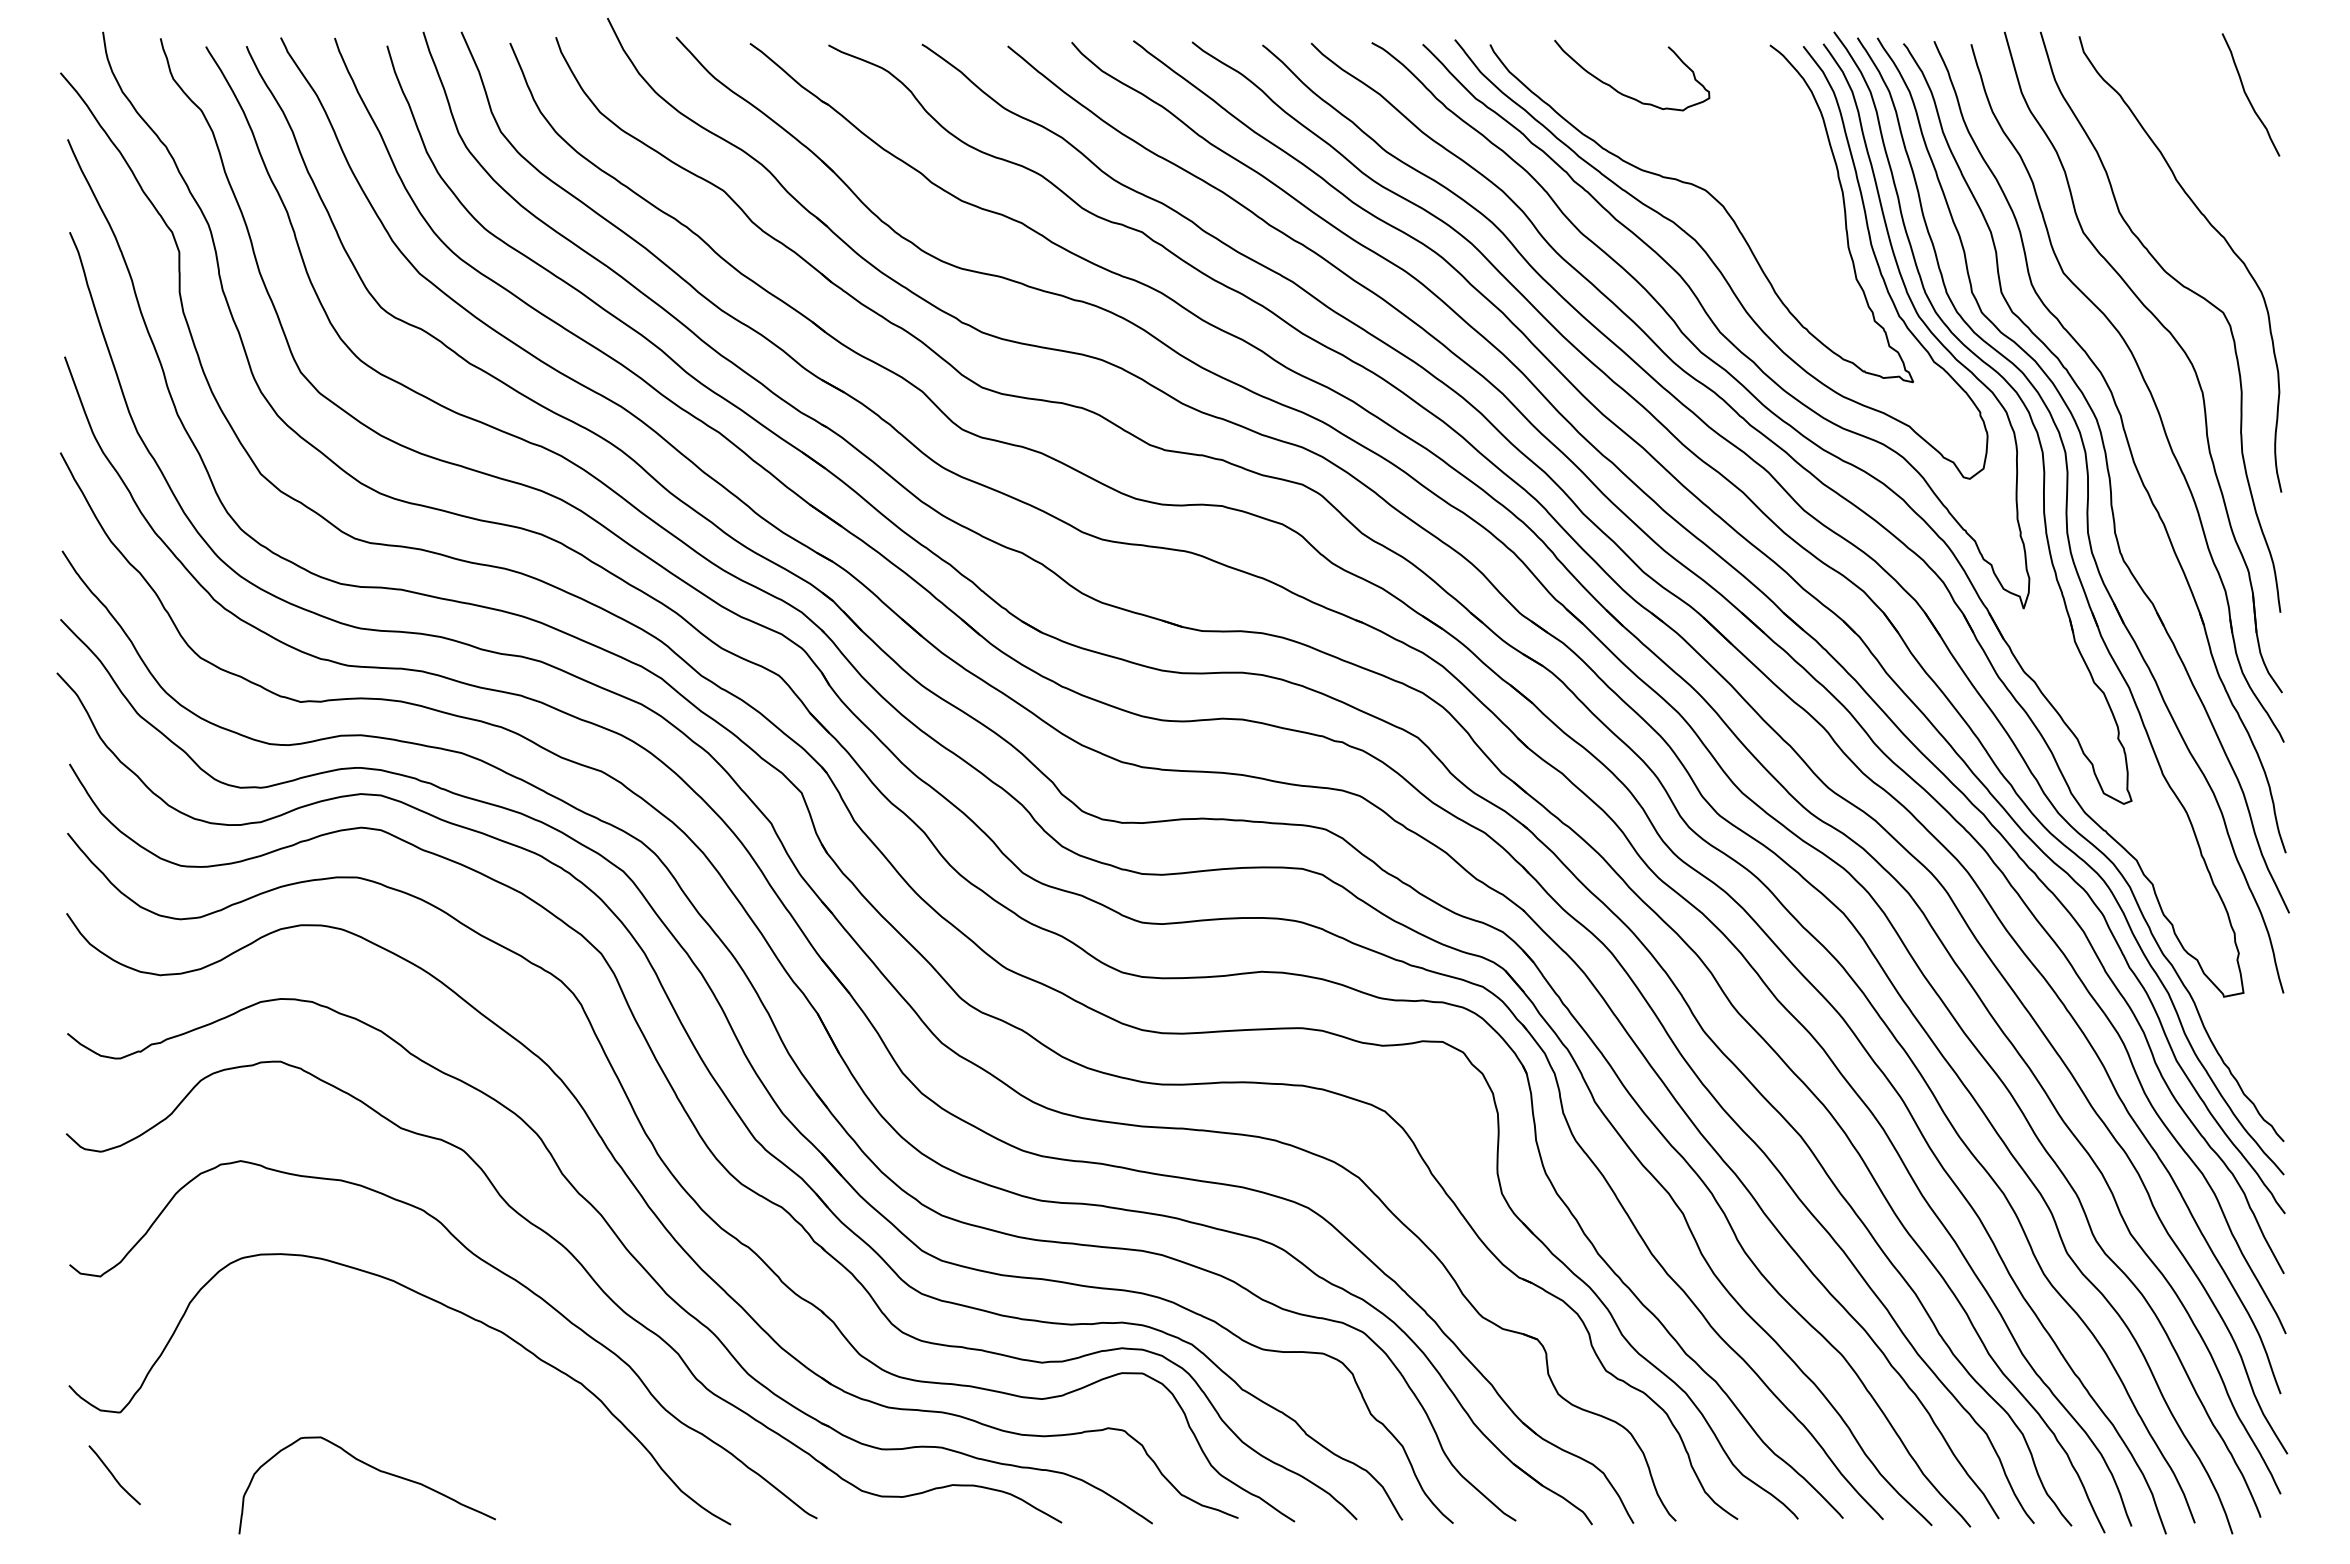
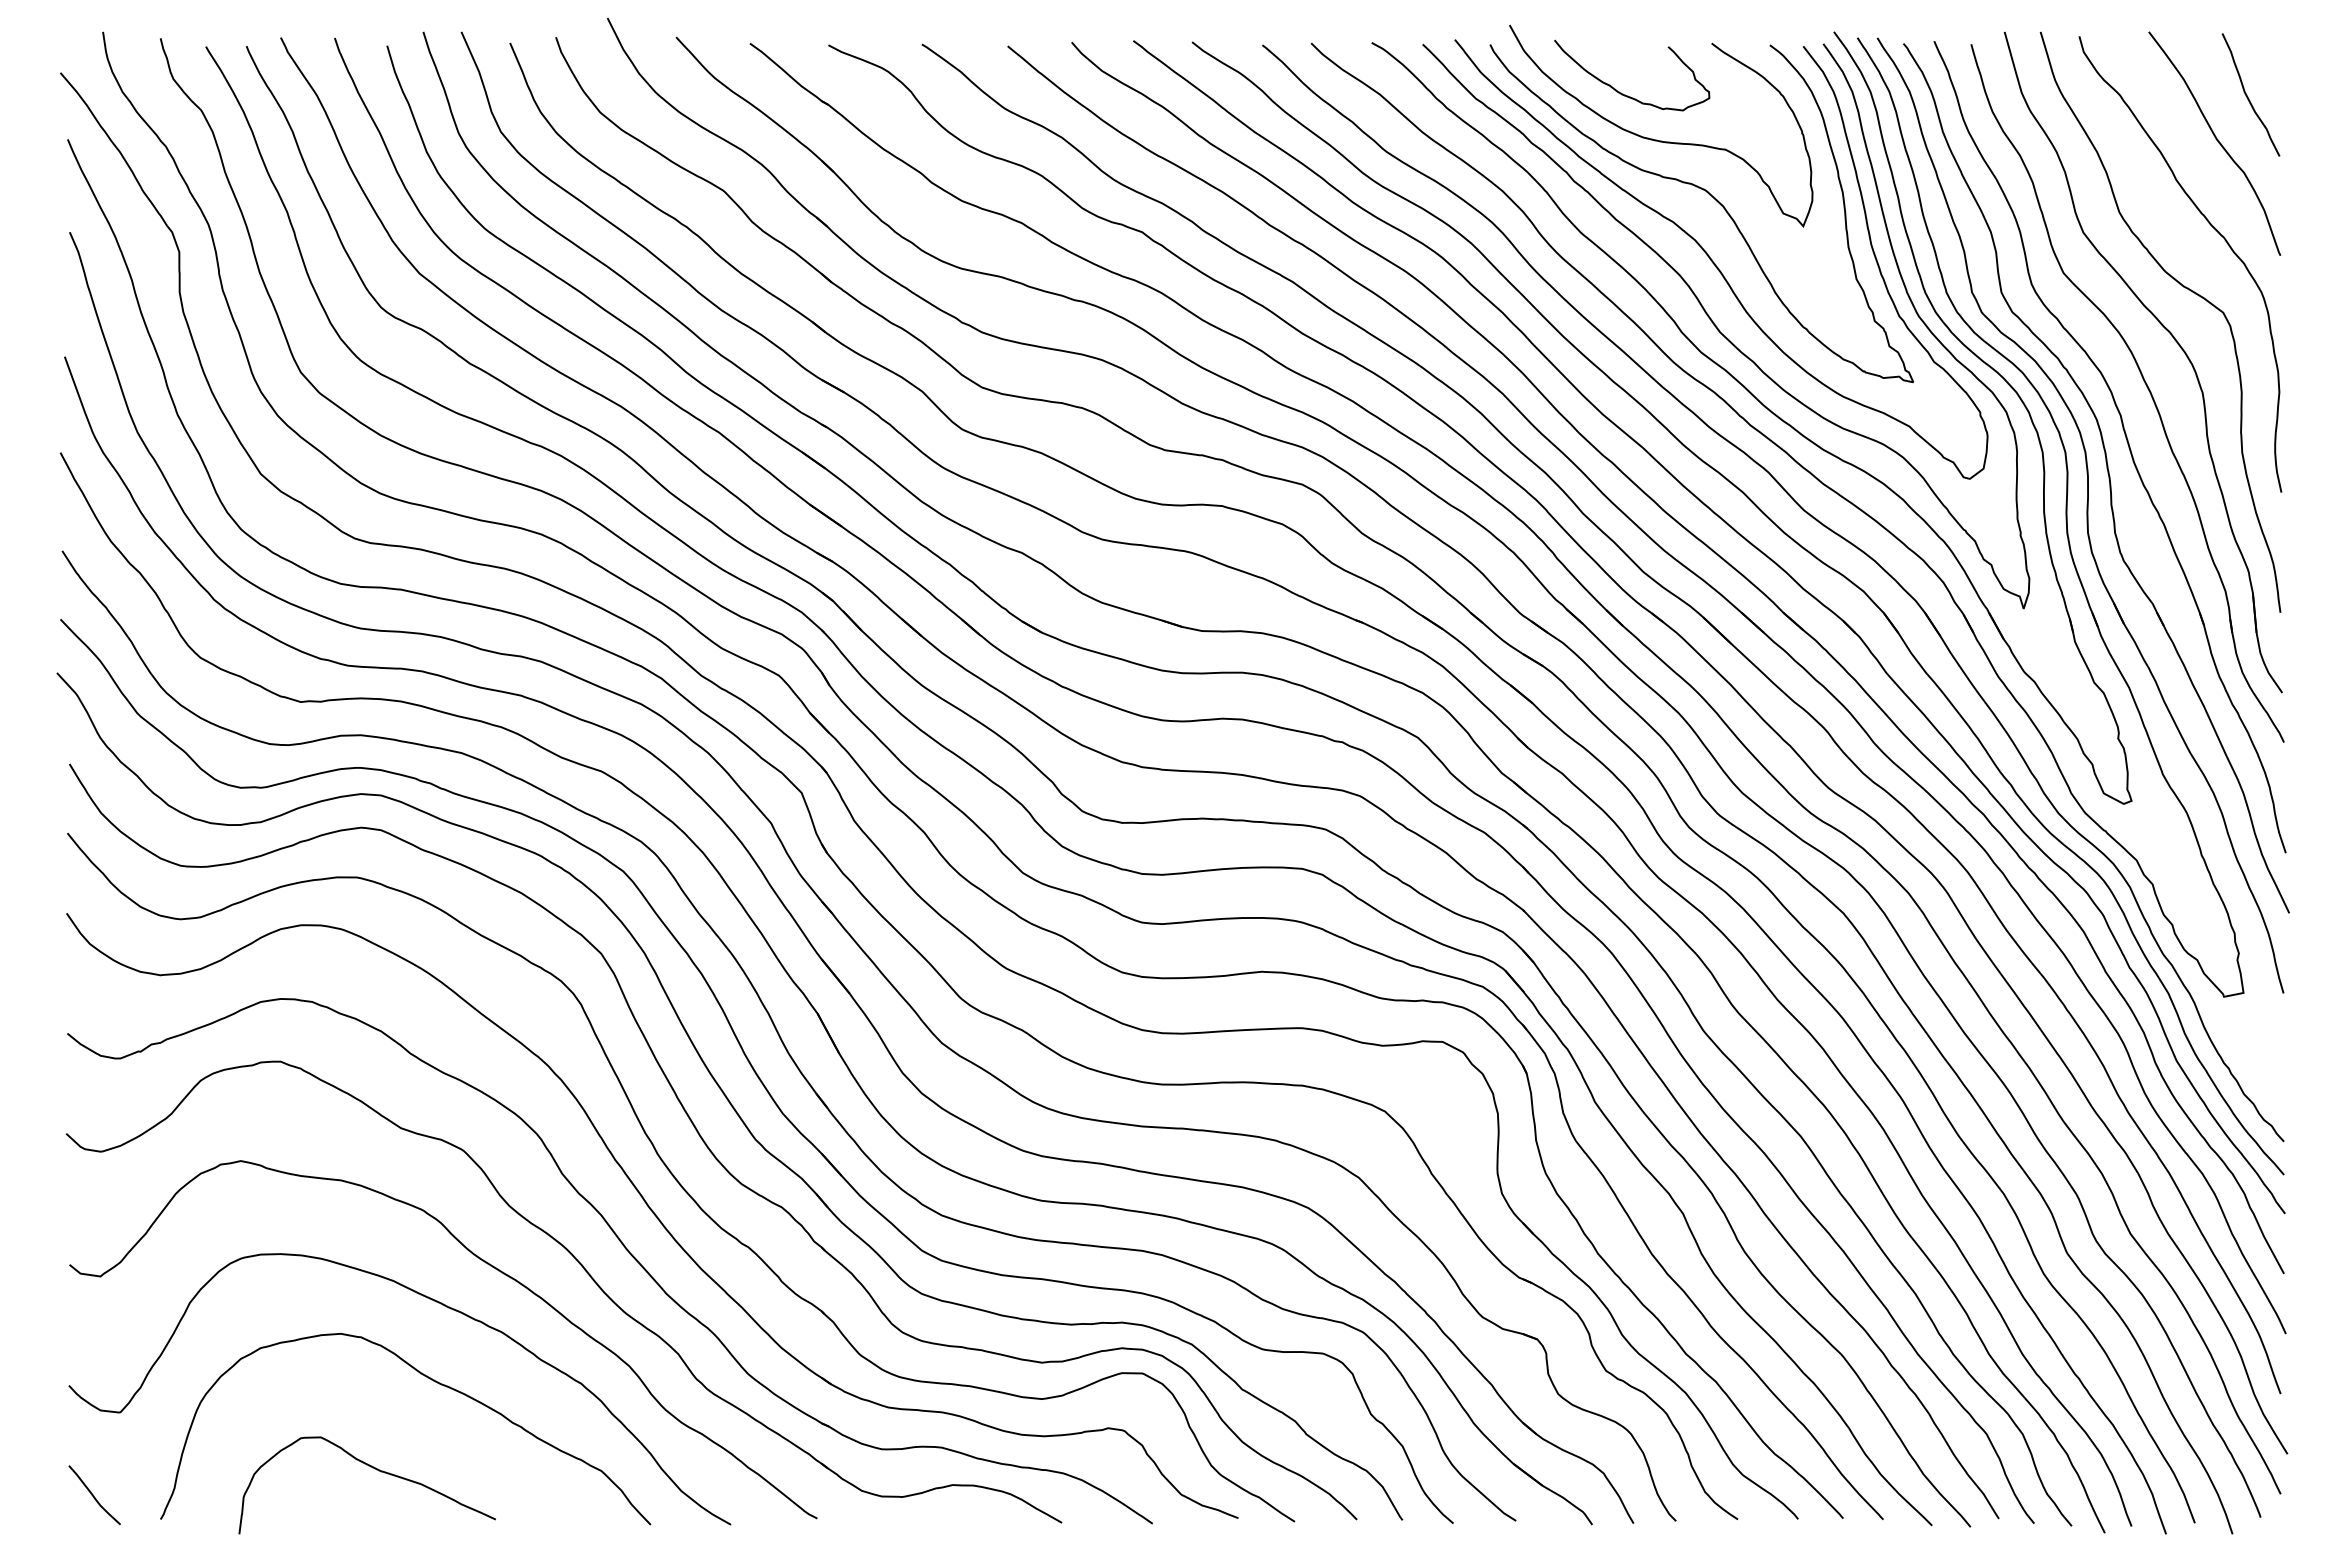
curve: none -> present (1657, 139)
curve: none -> present (2216, 140)
curve: none -> present (429, 1379)
curve position: (114, 1475) -> (94, 1495) (94, 1495)
